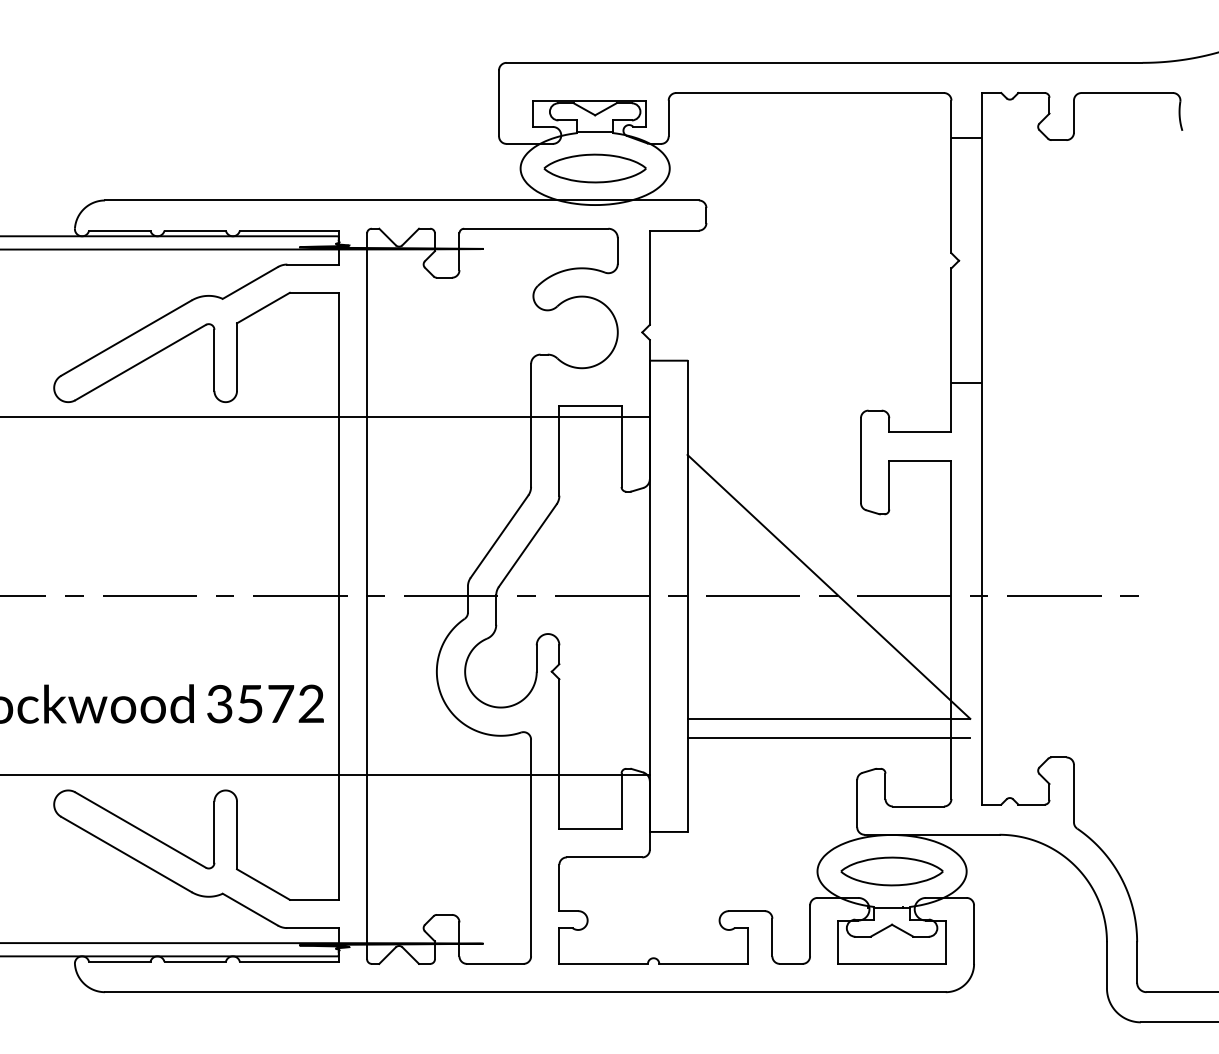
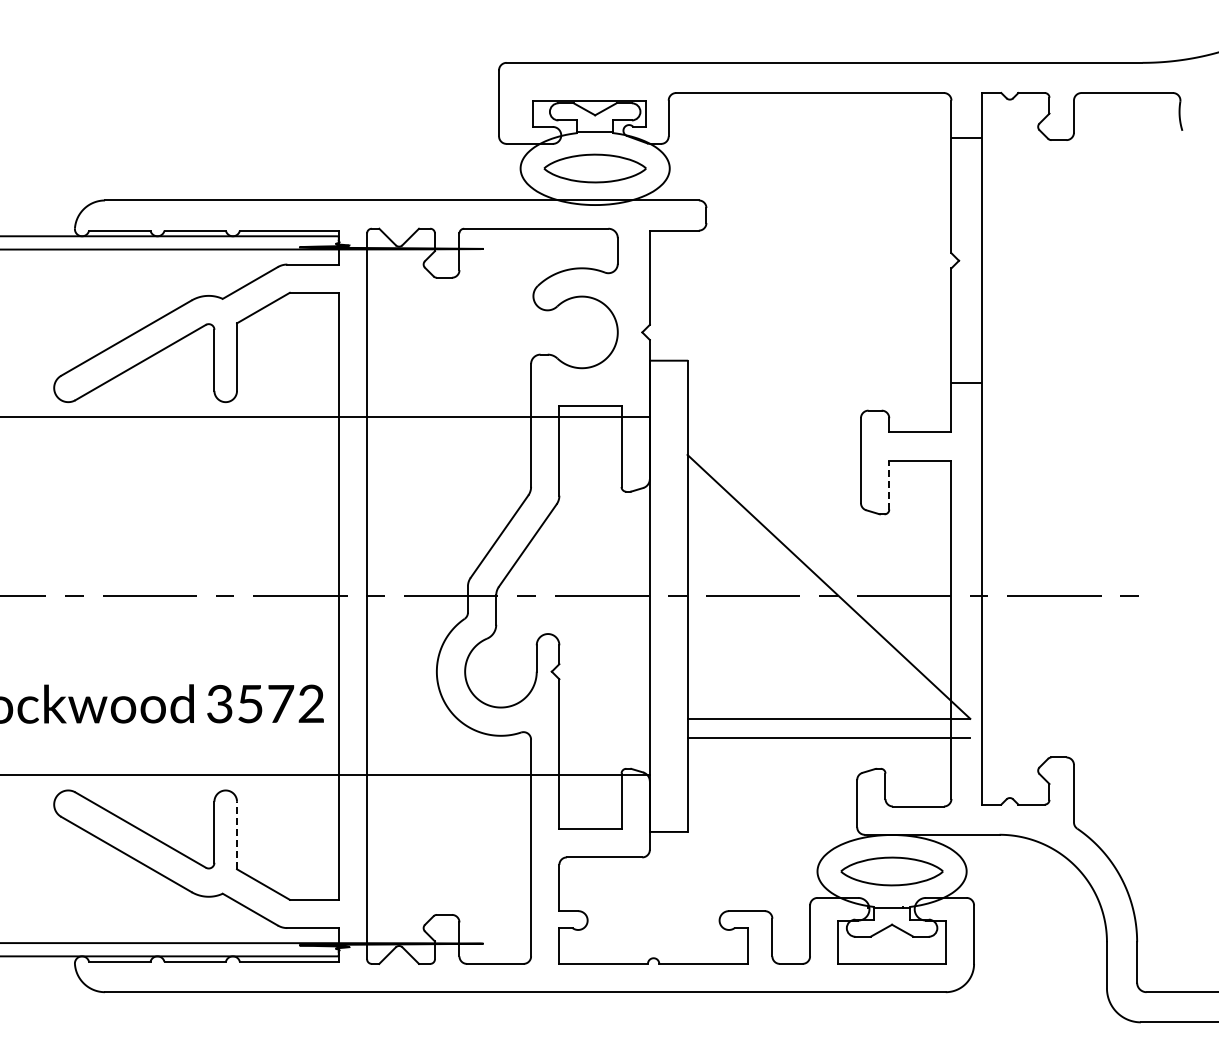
line: solid -> dashed (889, 485)
line: solid -> dashed (237, 835)
